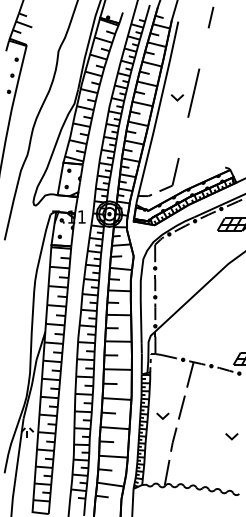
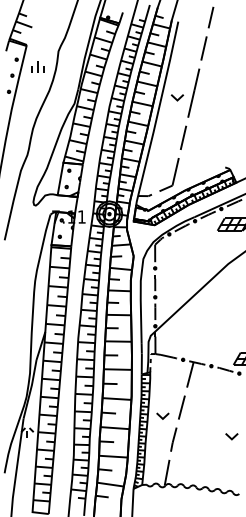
line: none -> present (203, 48)
part: none -> present (37, 66)
line: none -> present (183, 137)
